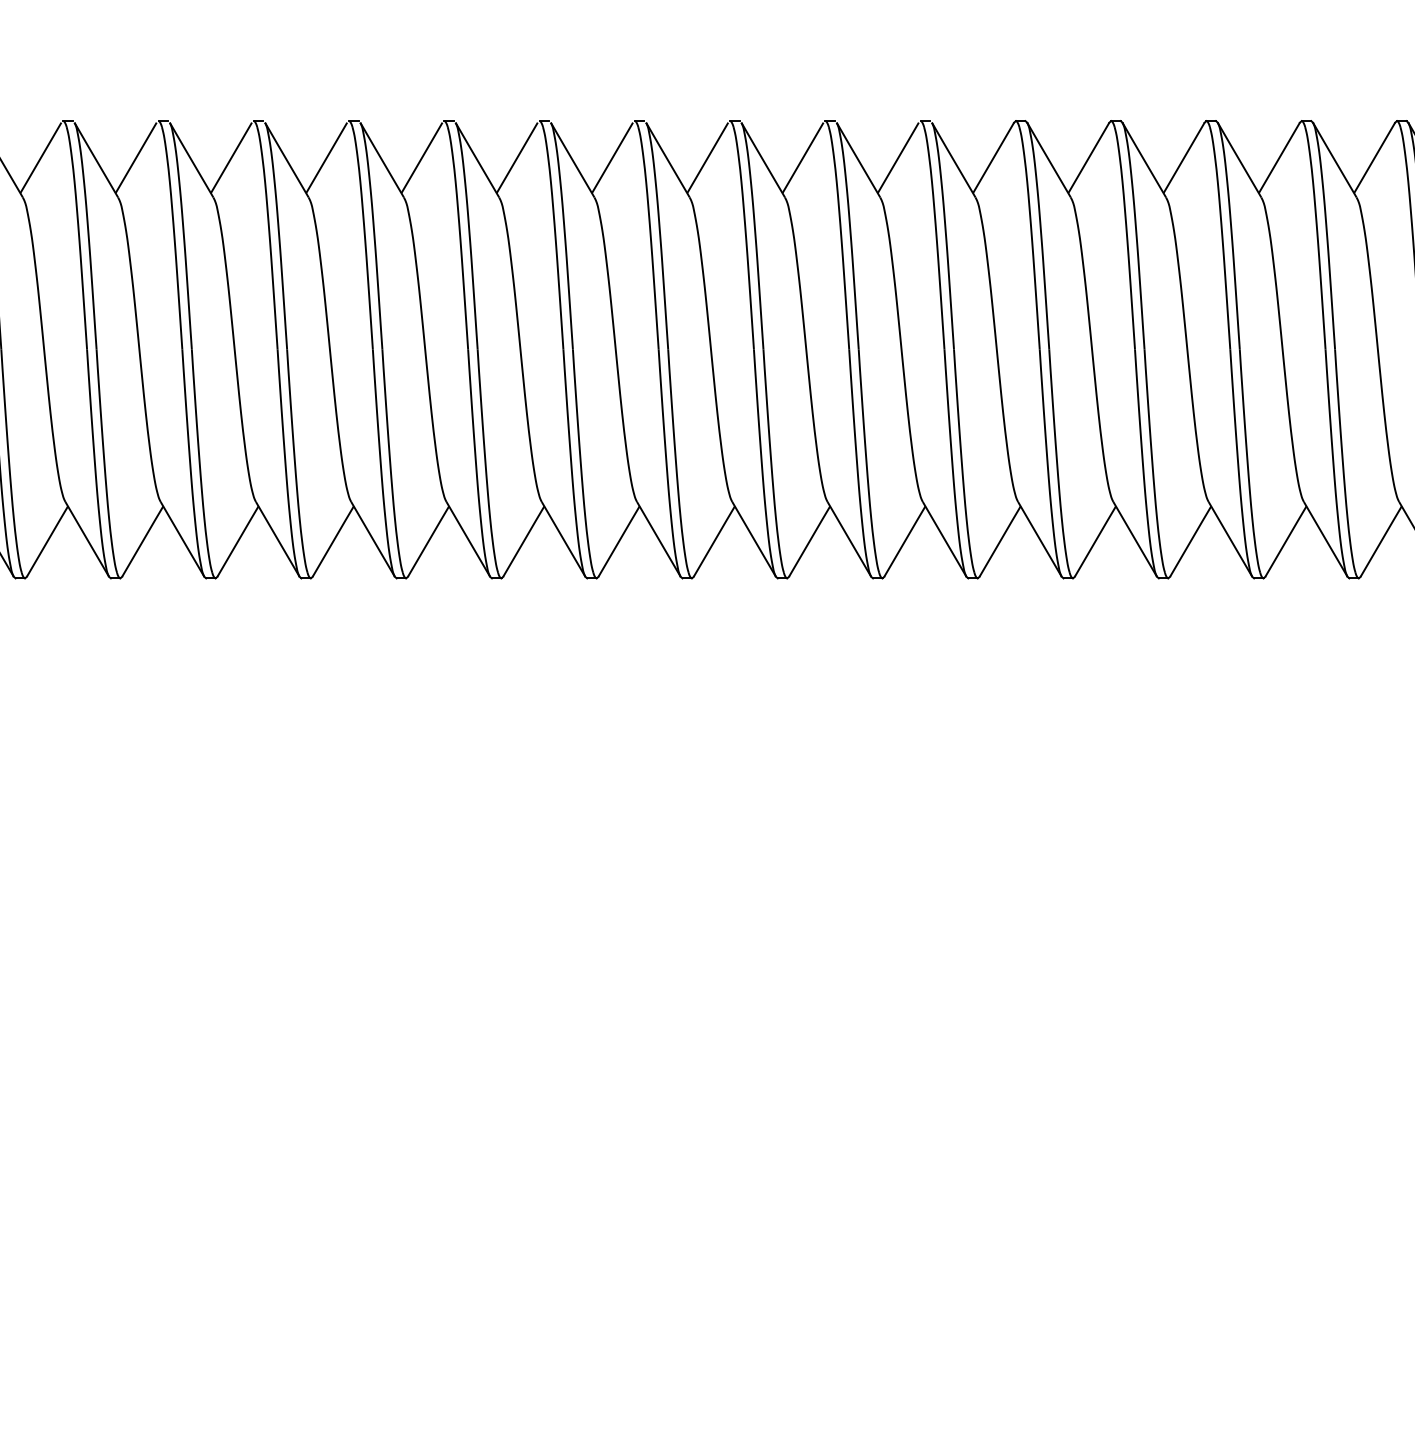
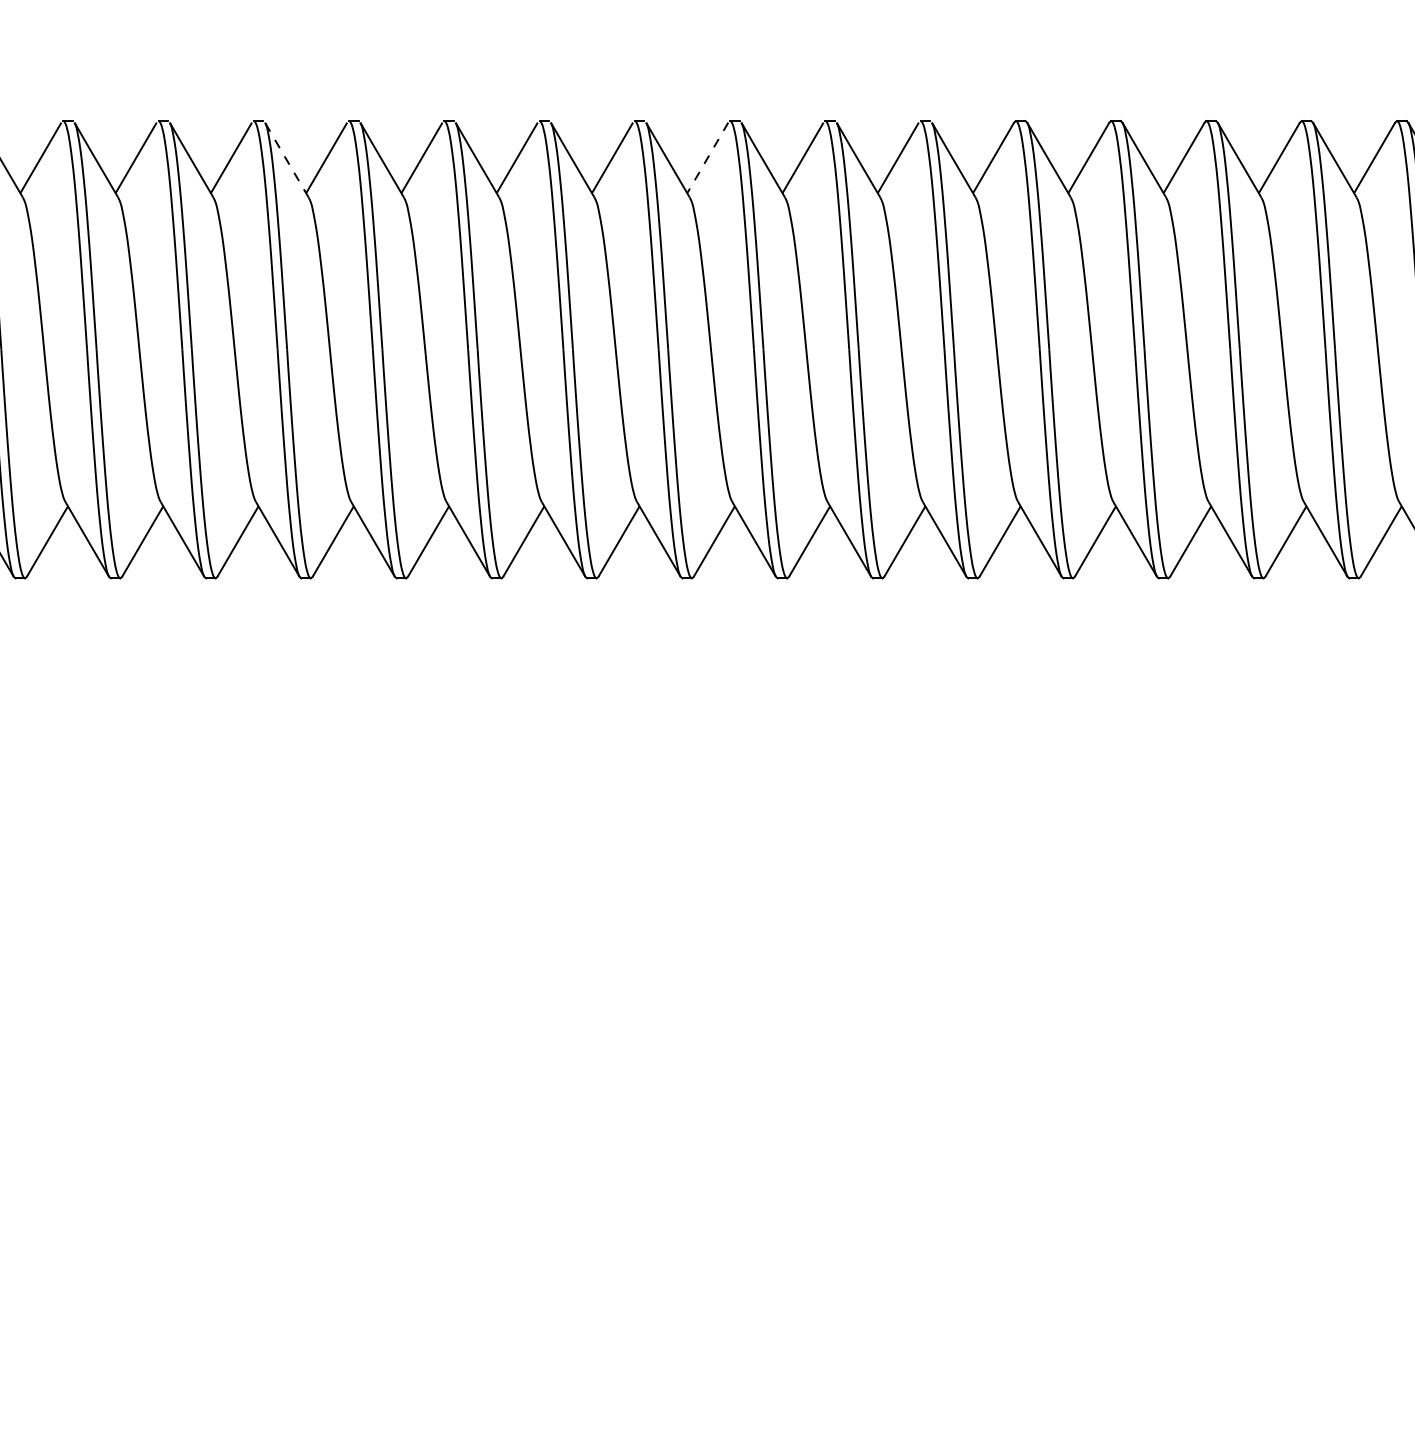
line: solid -> dashed (707, 158)
line: solid -> dashed (286, 159)
